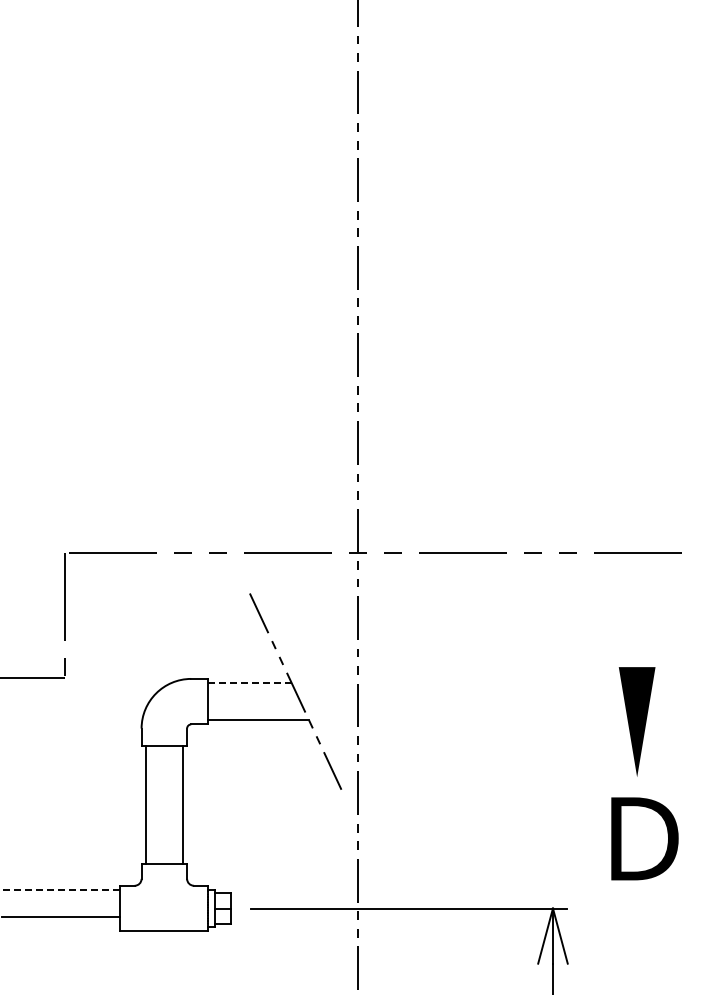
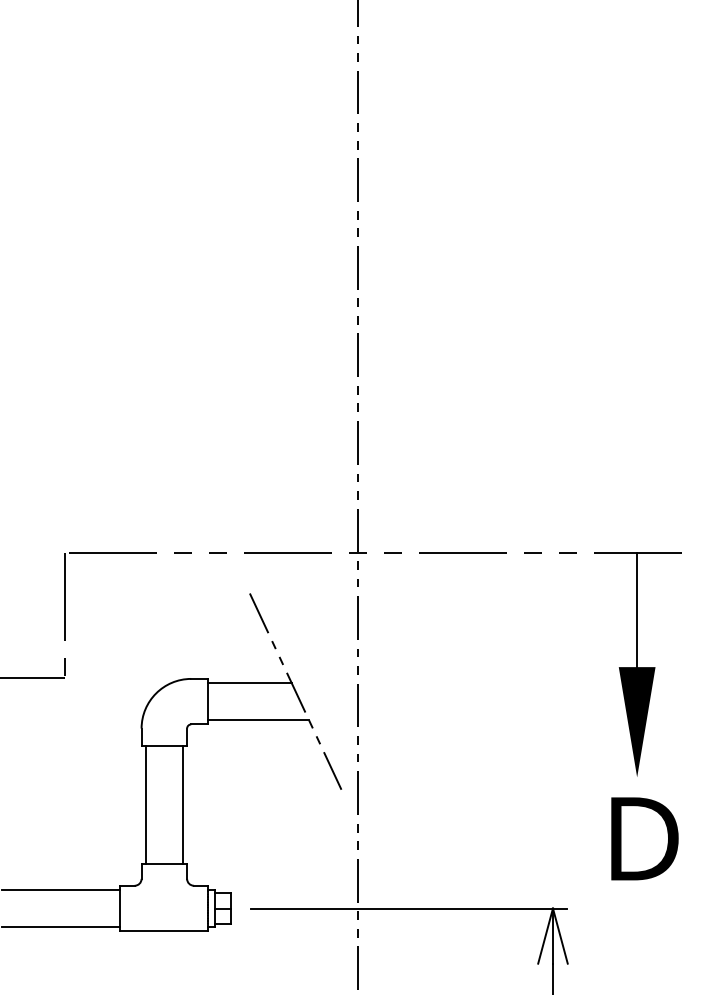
line: none -> present (637, 610)
line: dashed -> solid (250, 682)
line: dashed -> solid (60, 889)
line position: (61, 917) -> (61, 927) (61, 927)
